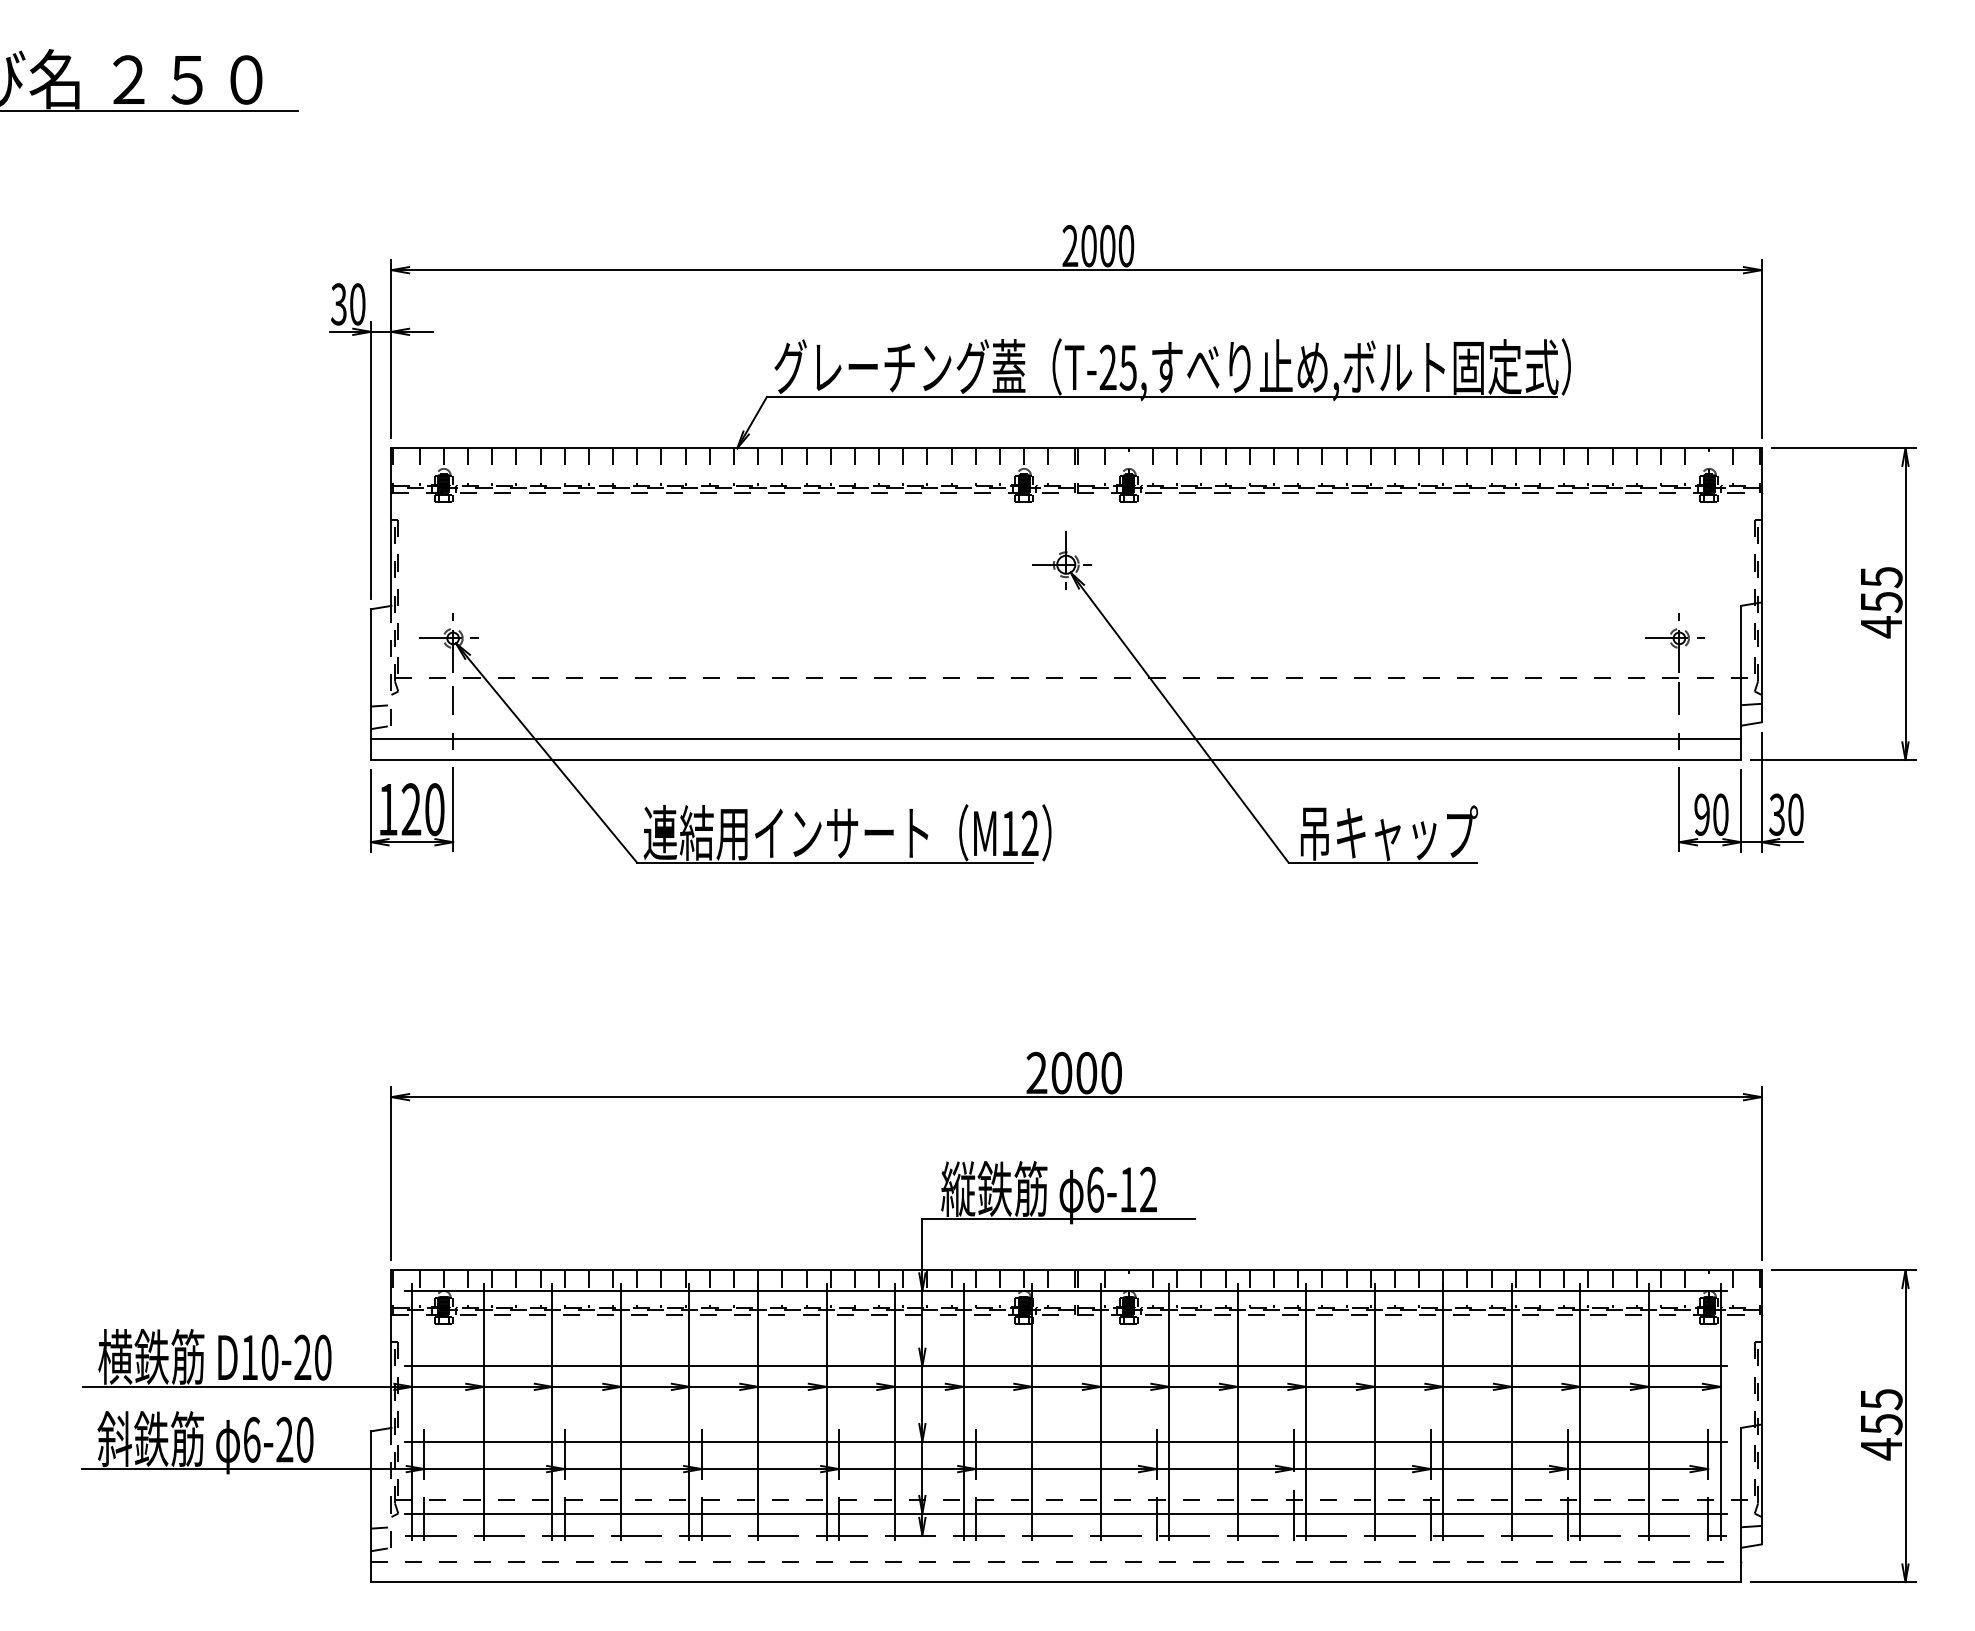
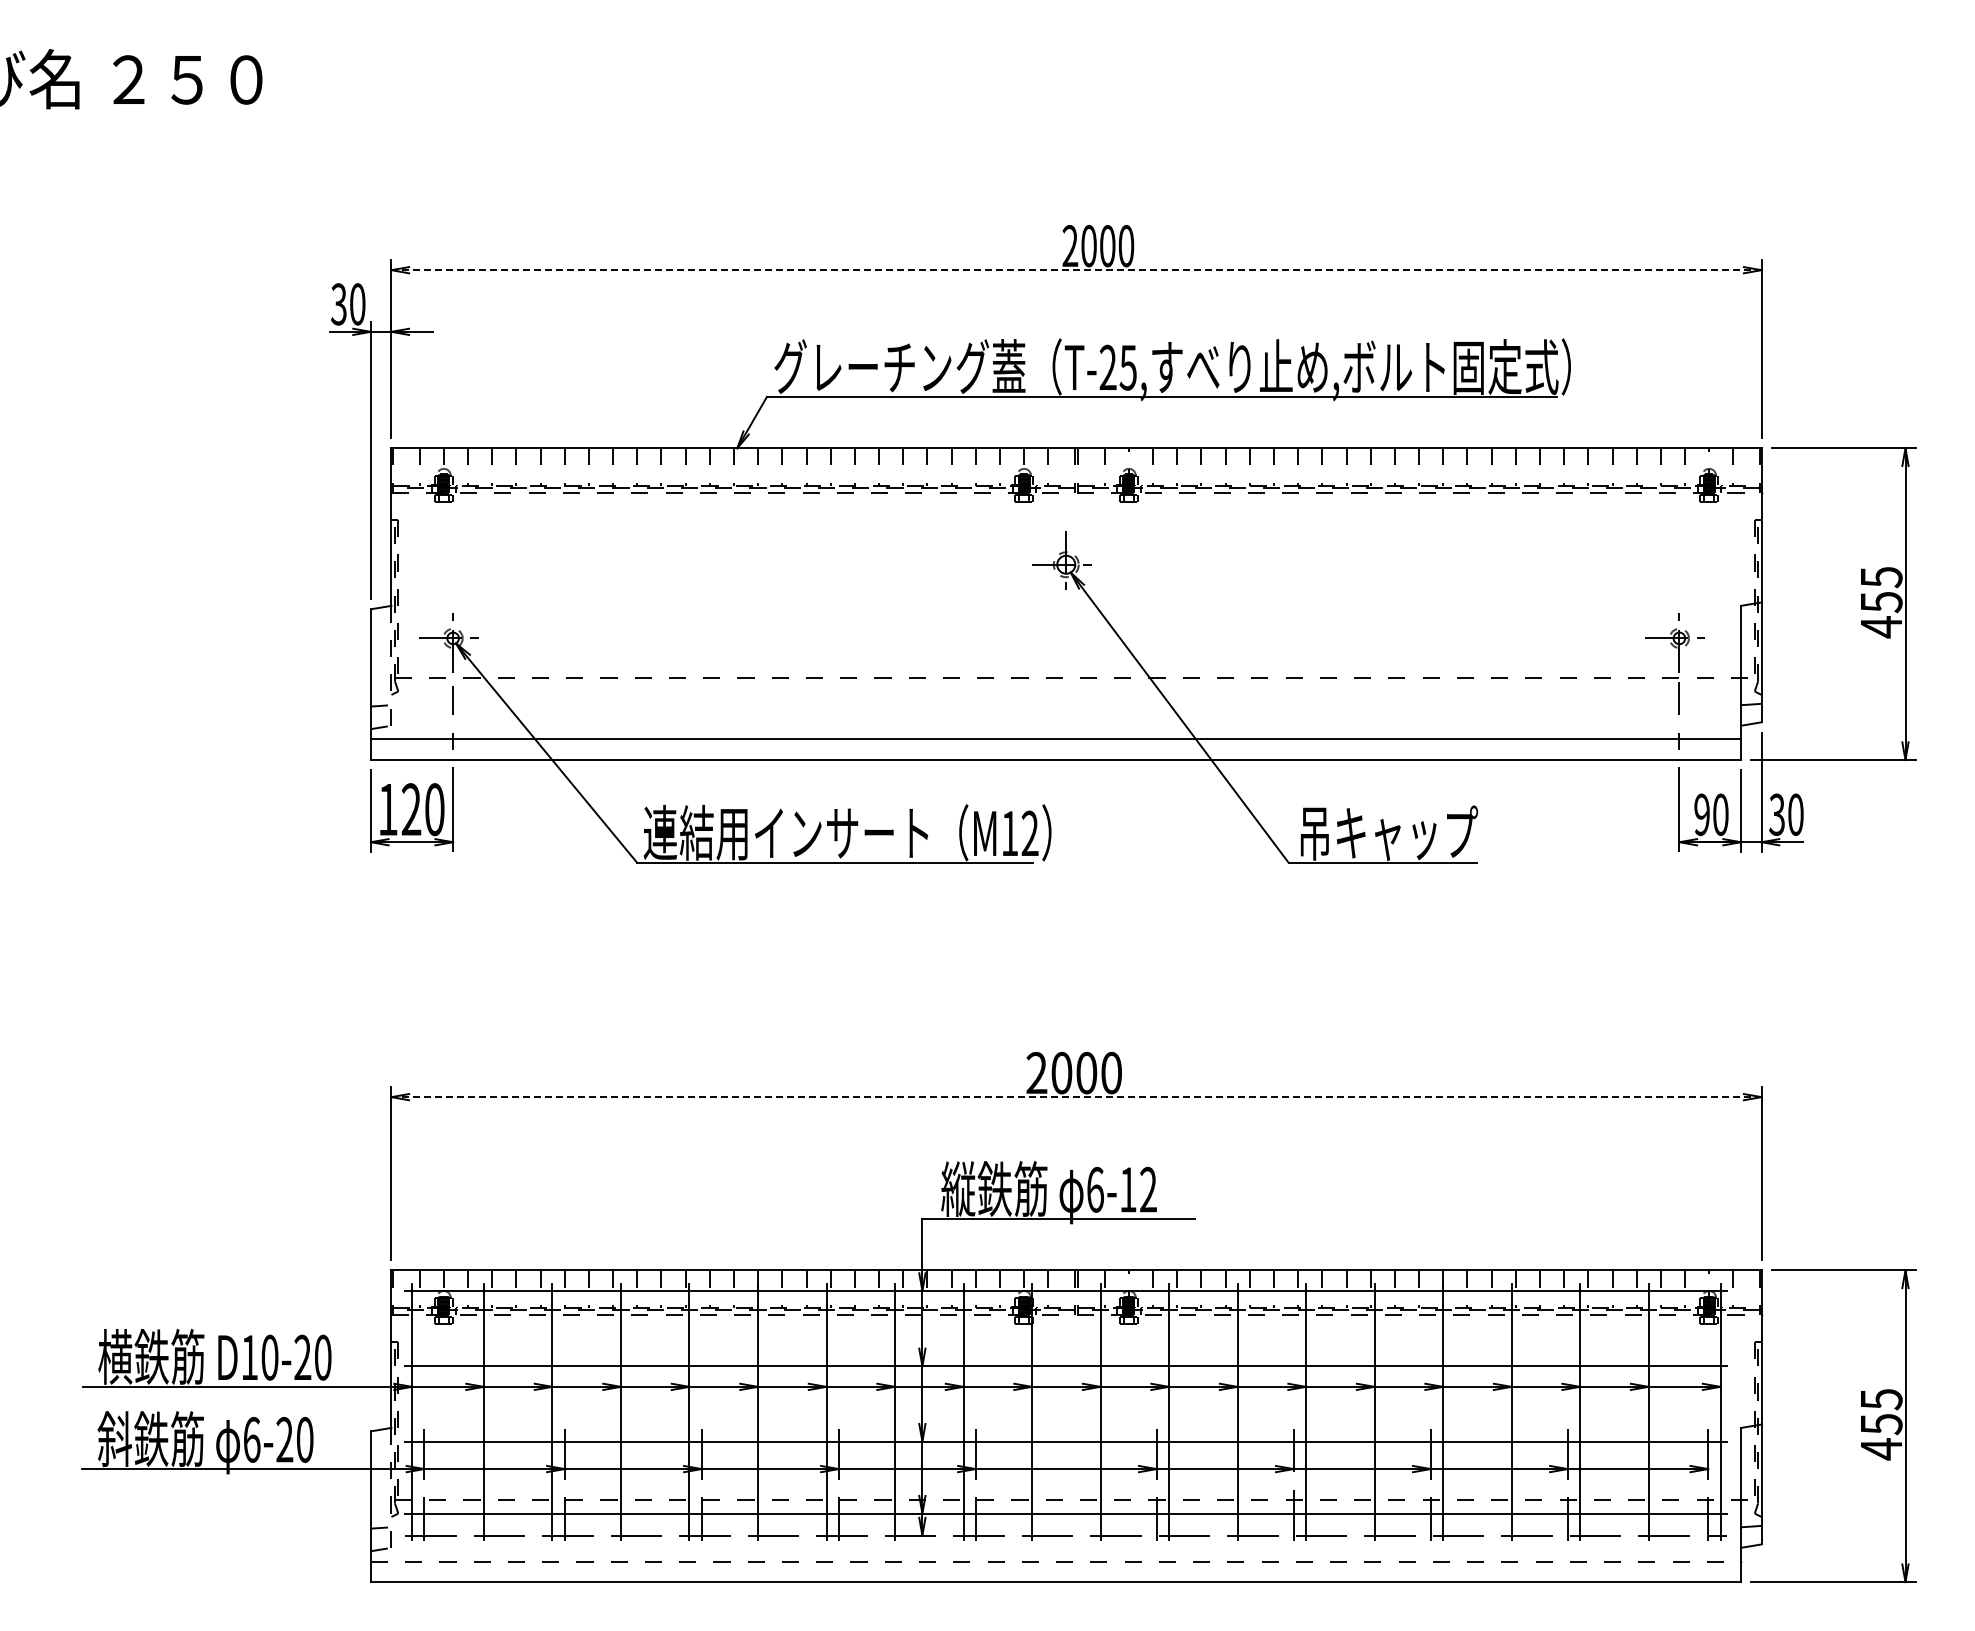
line: present -> none (150, 110)
line: solid -> dashed (1077, 270)
line: solid -> dashed (1077, 1097)
